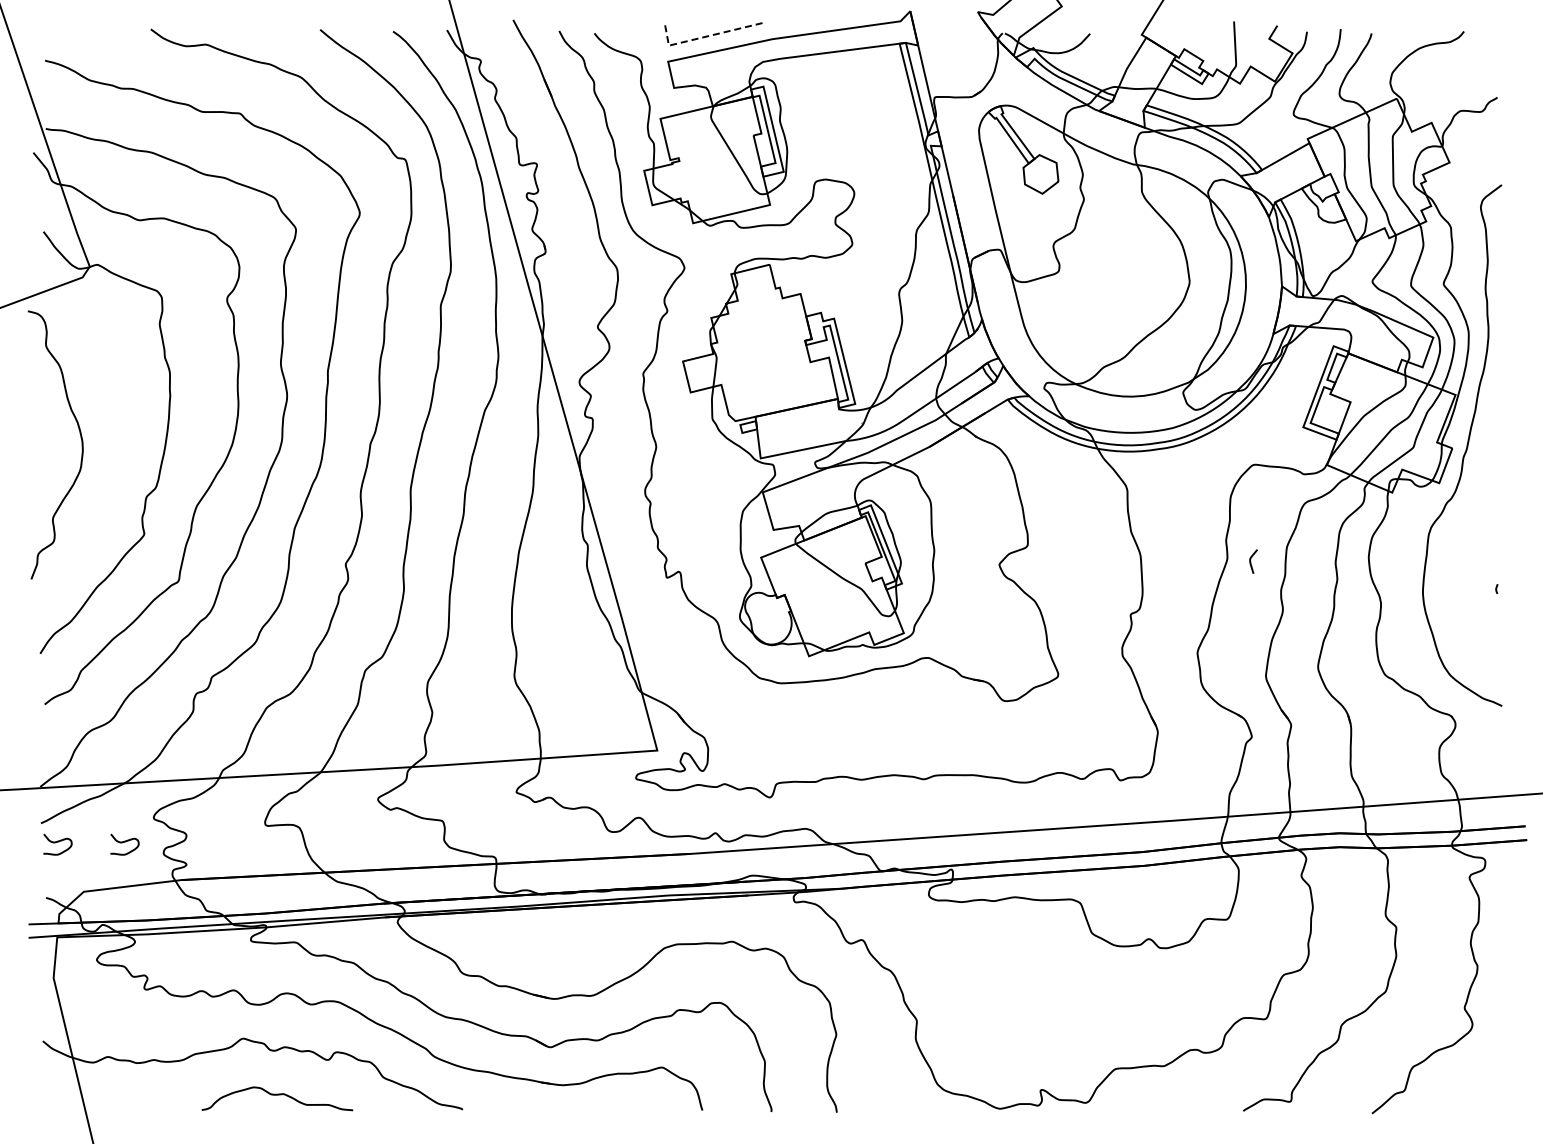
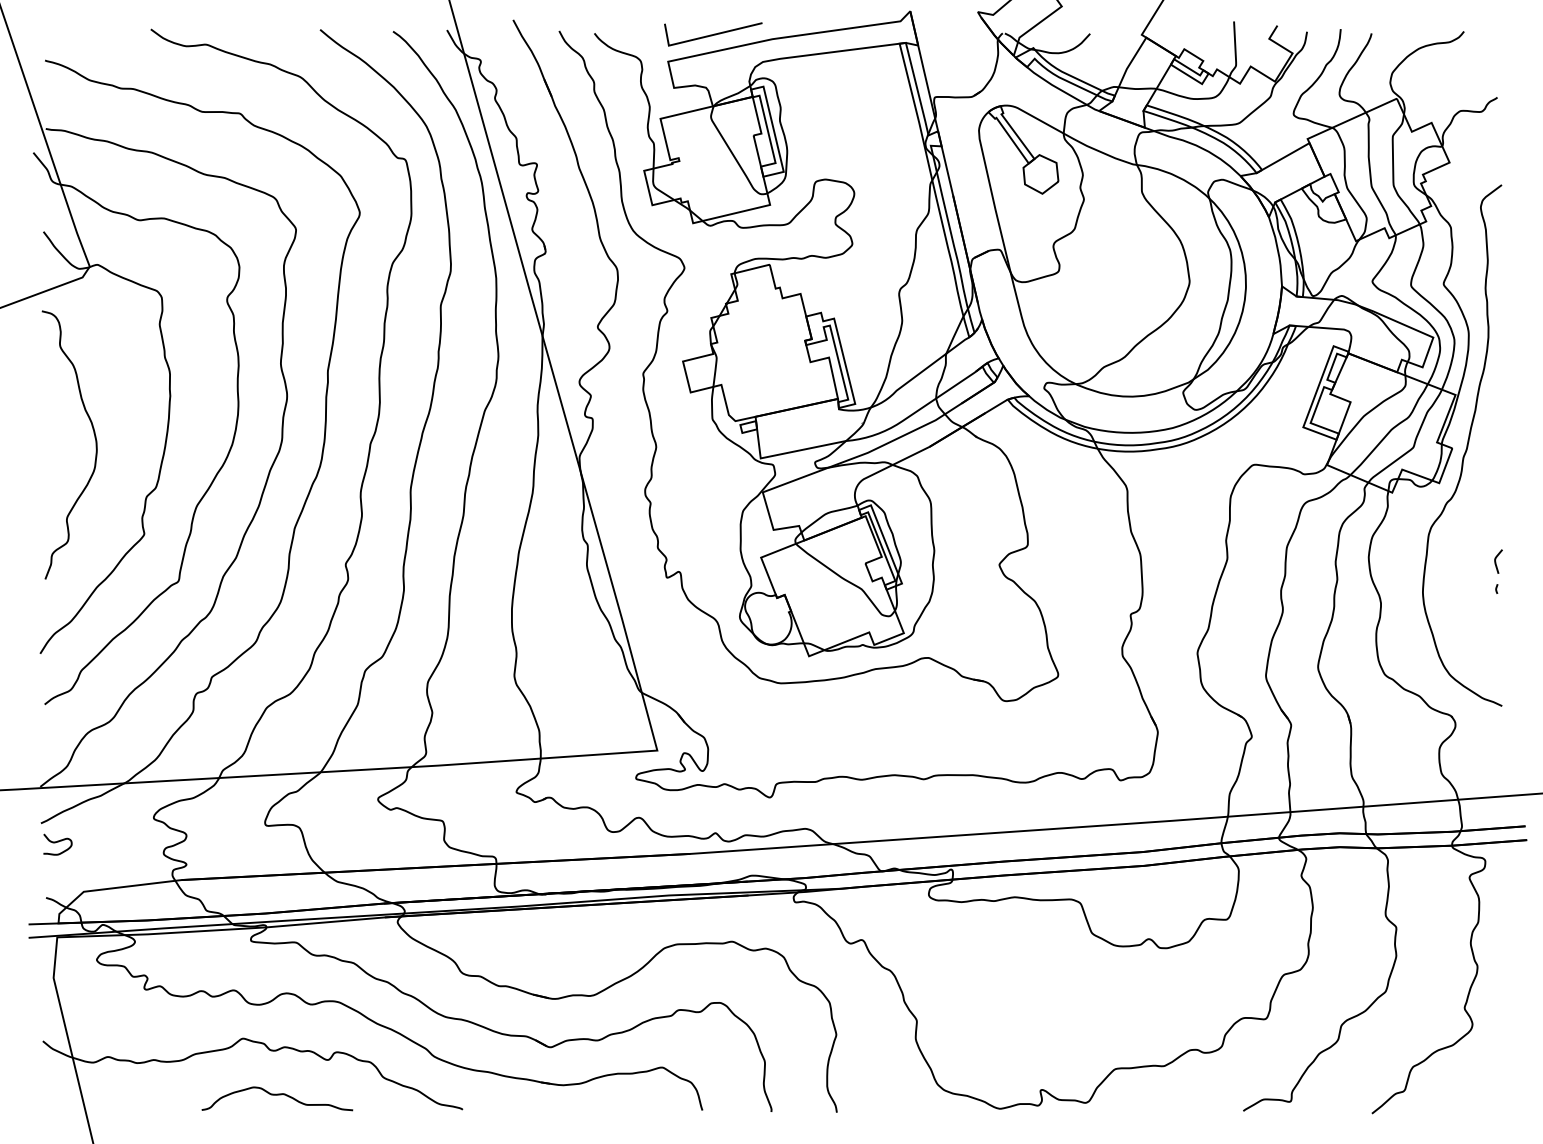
line: dashed -> solid (703, 37)
curve position: (80, 438) -> (94, 438) (94, 438)
curve position: (1251, 561) -> (1496, 561) (1496, 561)
curve: present -> none (124, 842)
